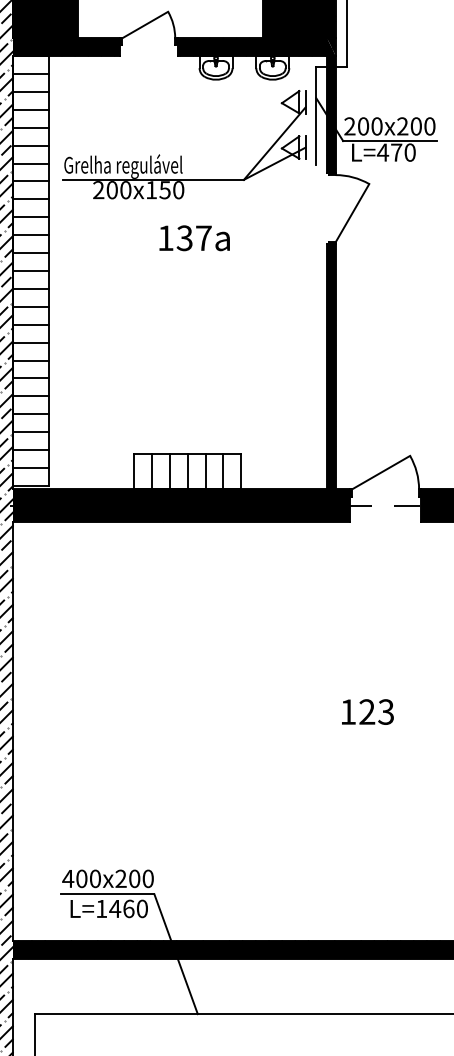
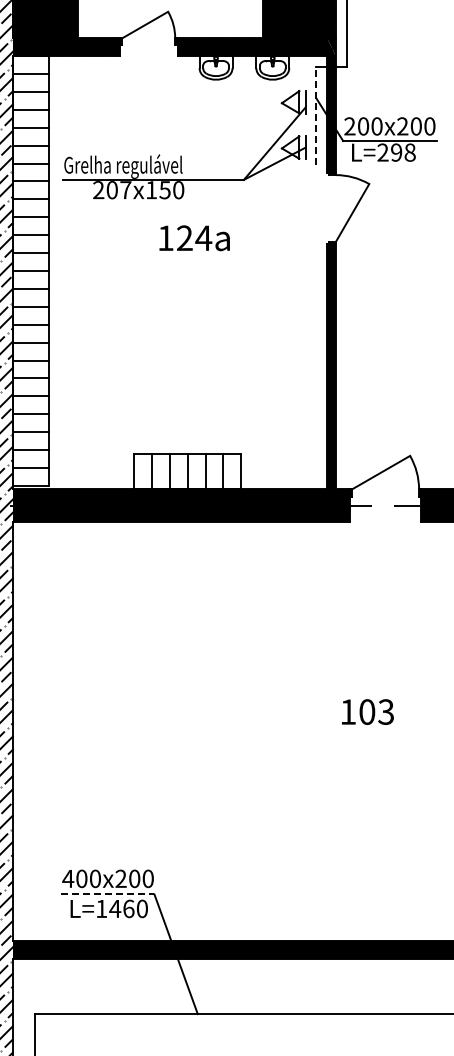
line: solid -> dashed (316, 115)
text: L=470 -> L=298 (395, 152)
text: 200 -> 207 (125, 190)
text: 137 -> 124 (194, 238)
text: 123 -> 103 (367, 711)
line: solid -> dashed (107, 894)
